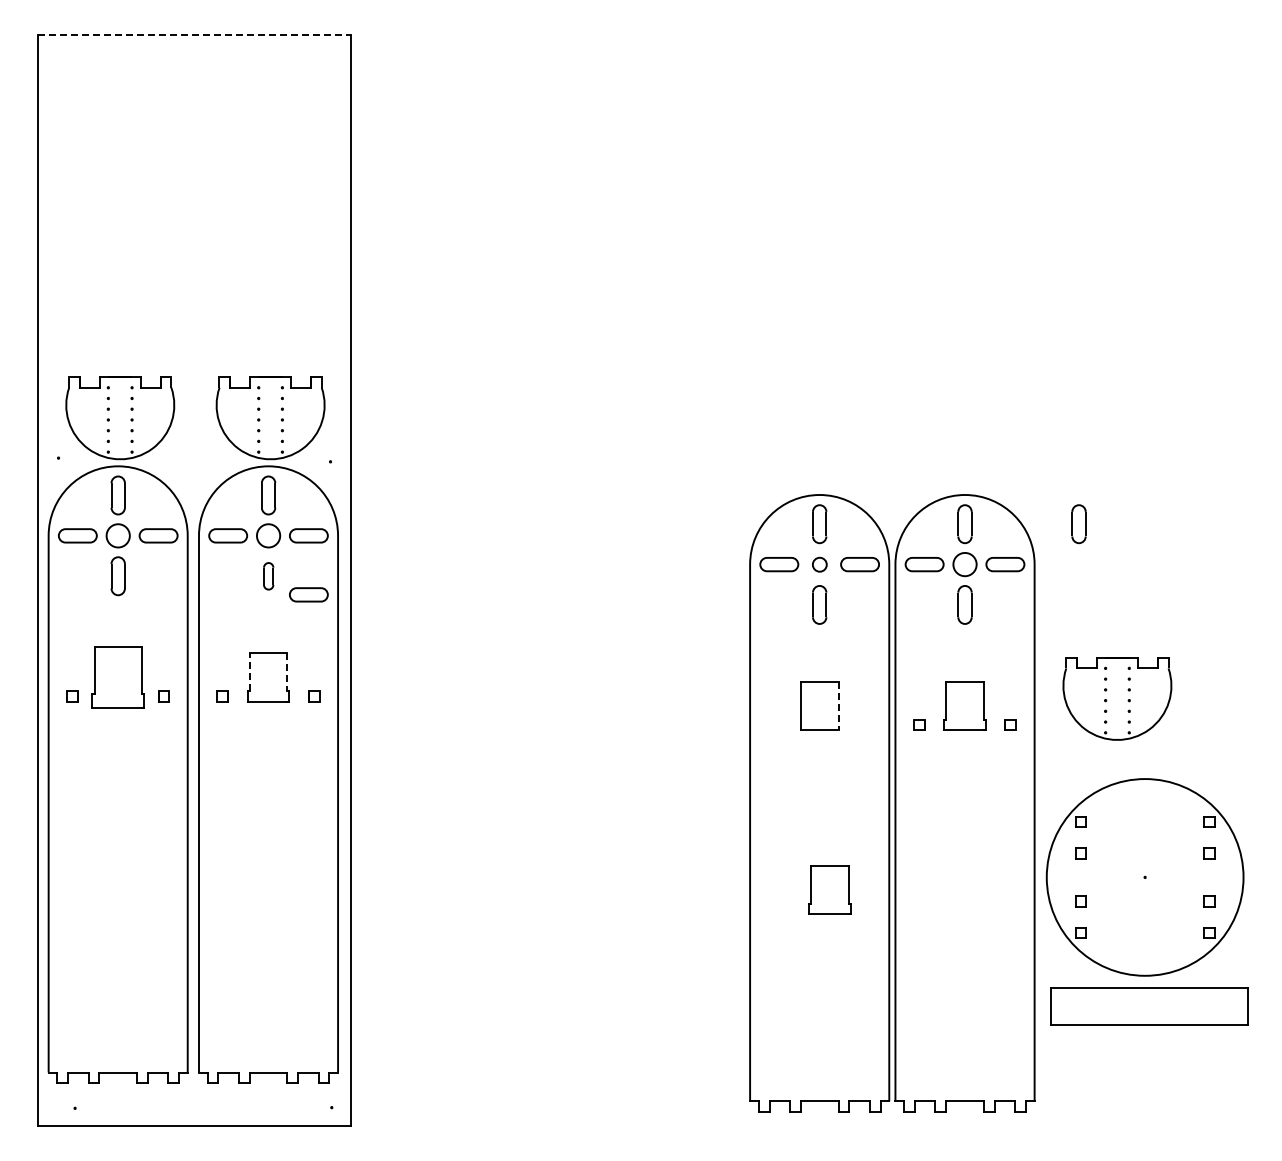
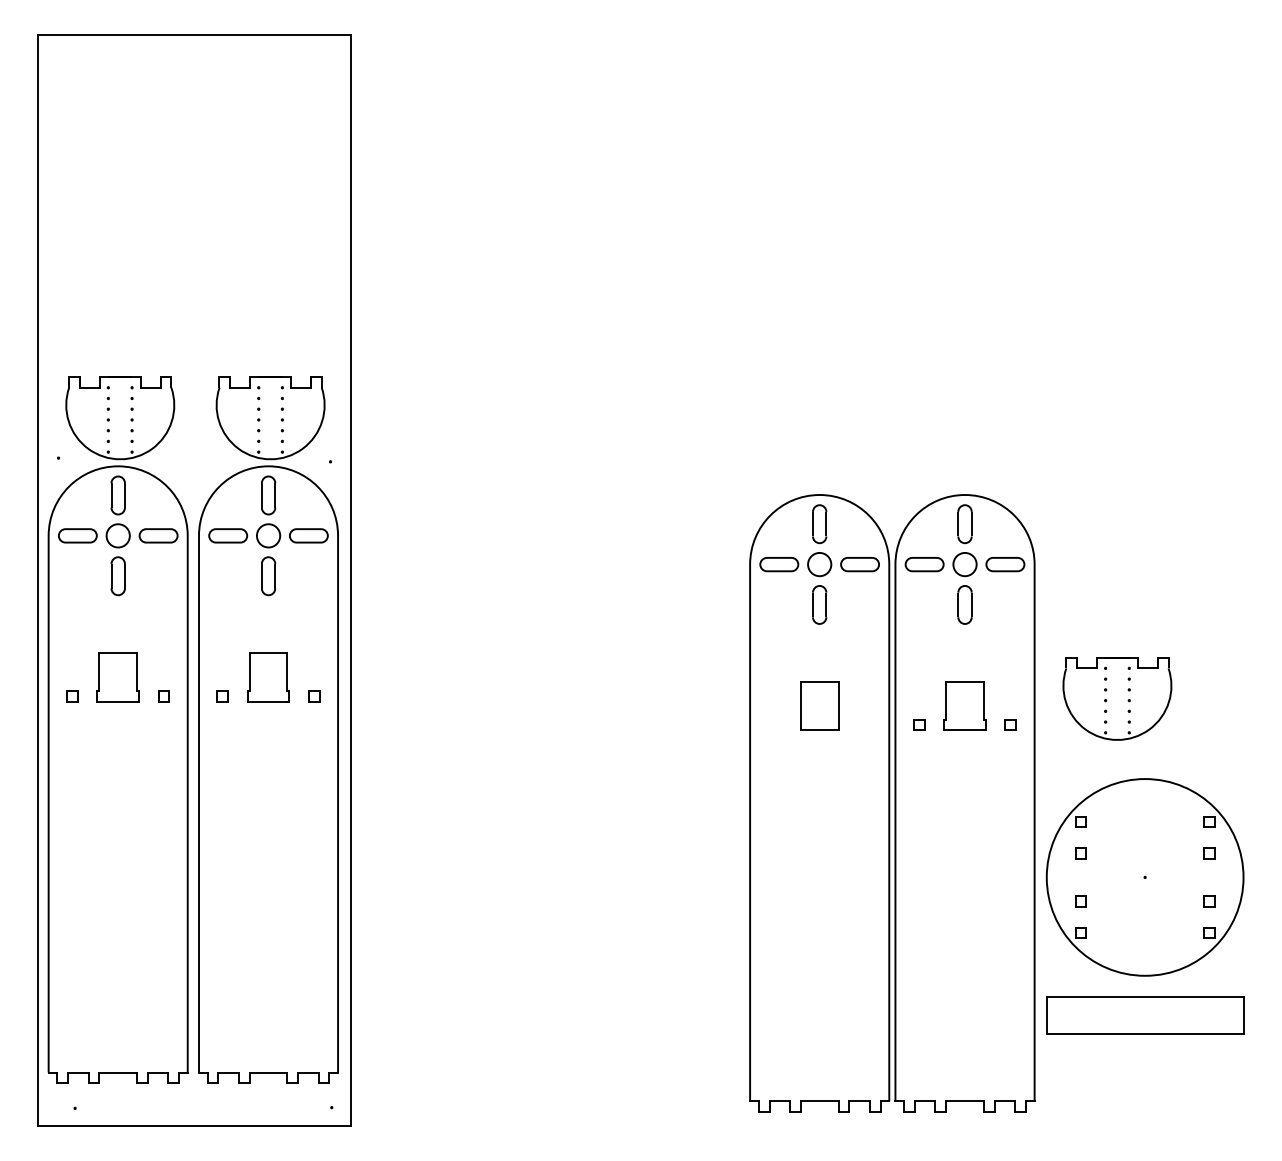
line: dashed -> solid (194, 34)
part: present -> none (1078, 524)
circle size: 16x17 px -> 26x26 px (819, 564)
part size: 12x29 px -> 16x41 px (268, 576)
part: present -> none (308, 594)
line: dashed -> solid (249, 672)
line: dashed -> solid (287, 672)
part size: 54x63 px -> 44x51 px (117, 677)
line: dashed -> solid (838, 706)
part: present -> none (829, 889)
part position: (1149, 1006) -> (1145, 1015) (1145, 1015)
